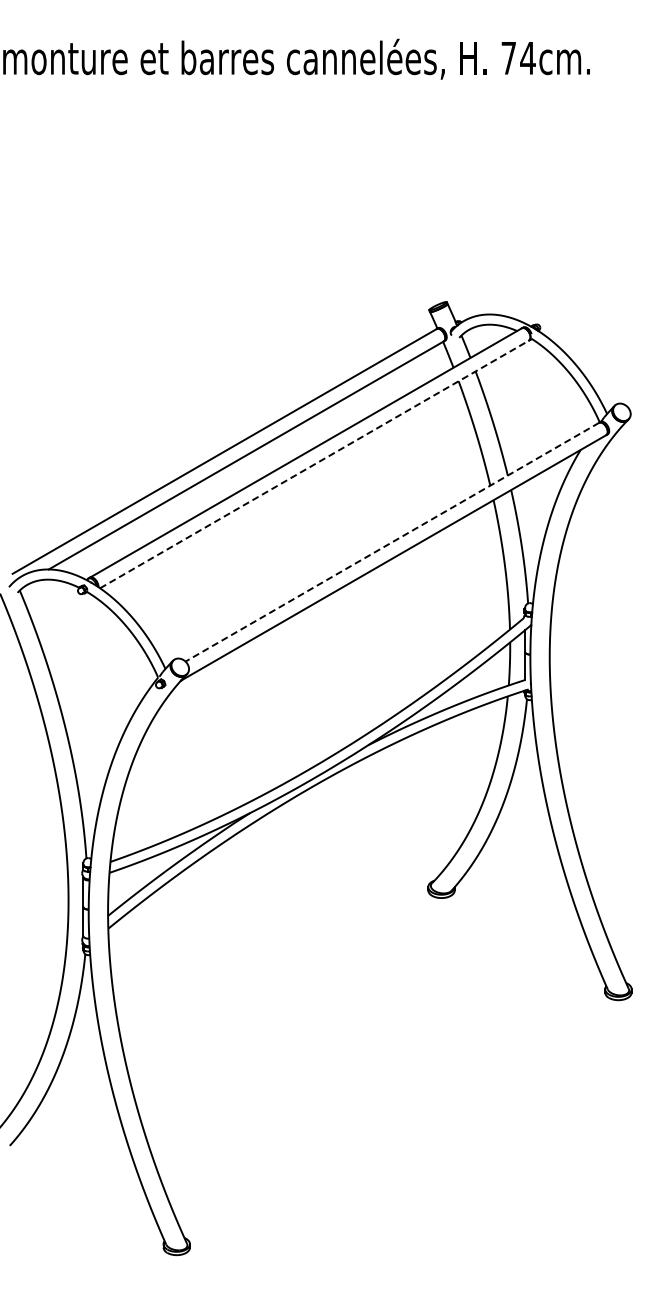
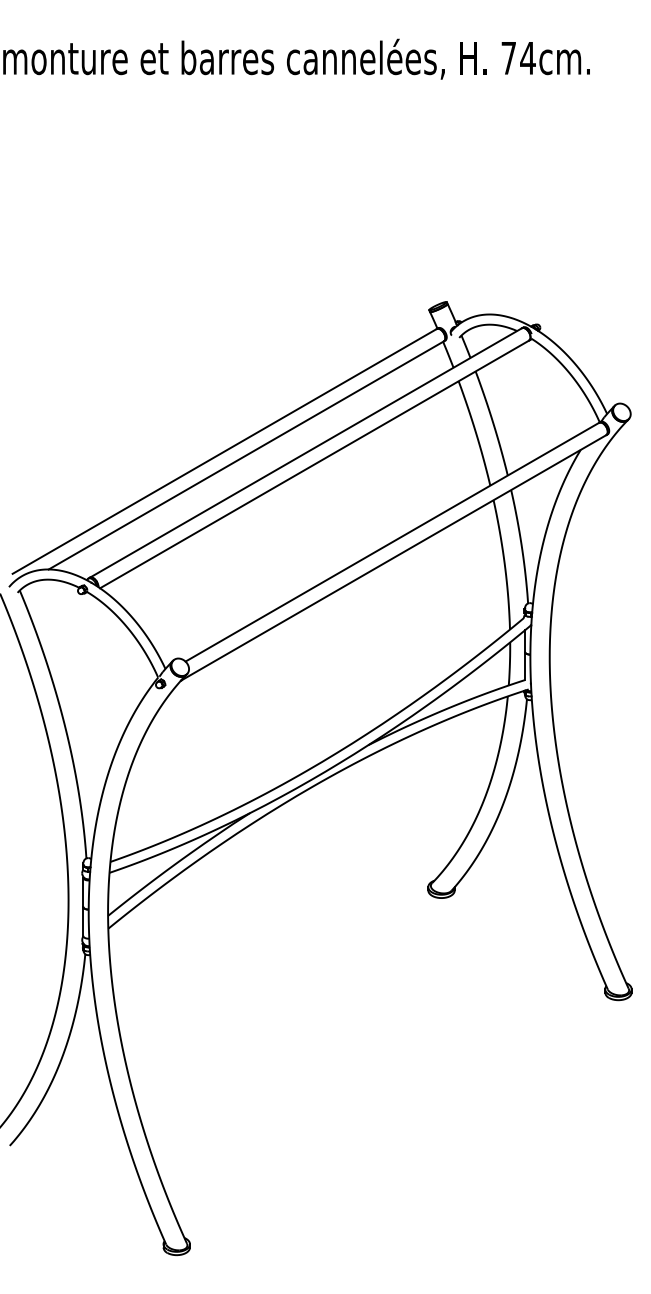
line: dashed -> solid (314, 464)
line: dashed -> solid (392, 542)
